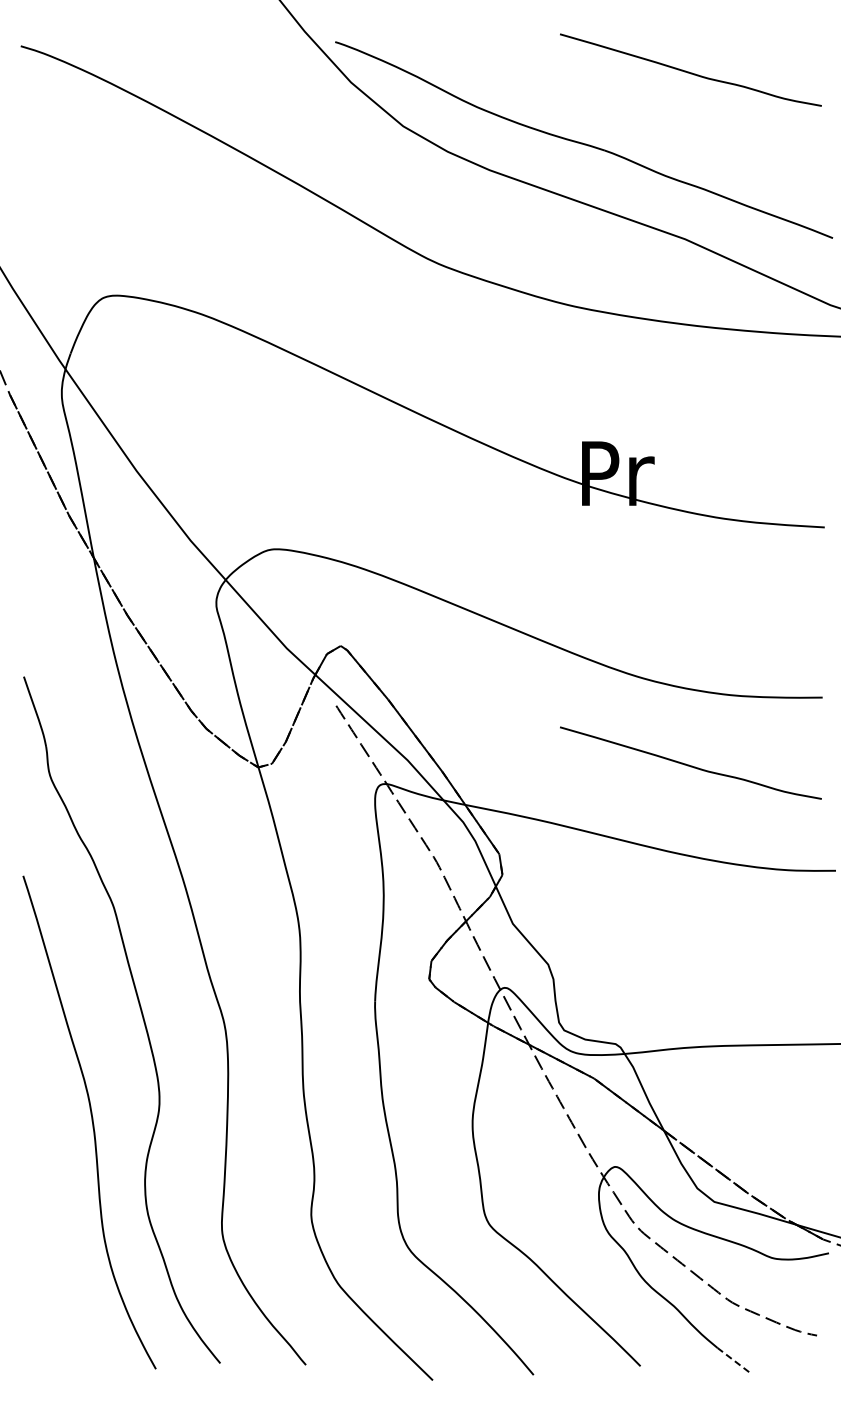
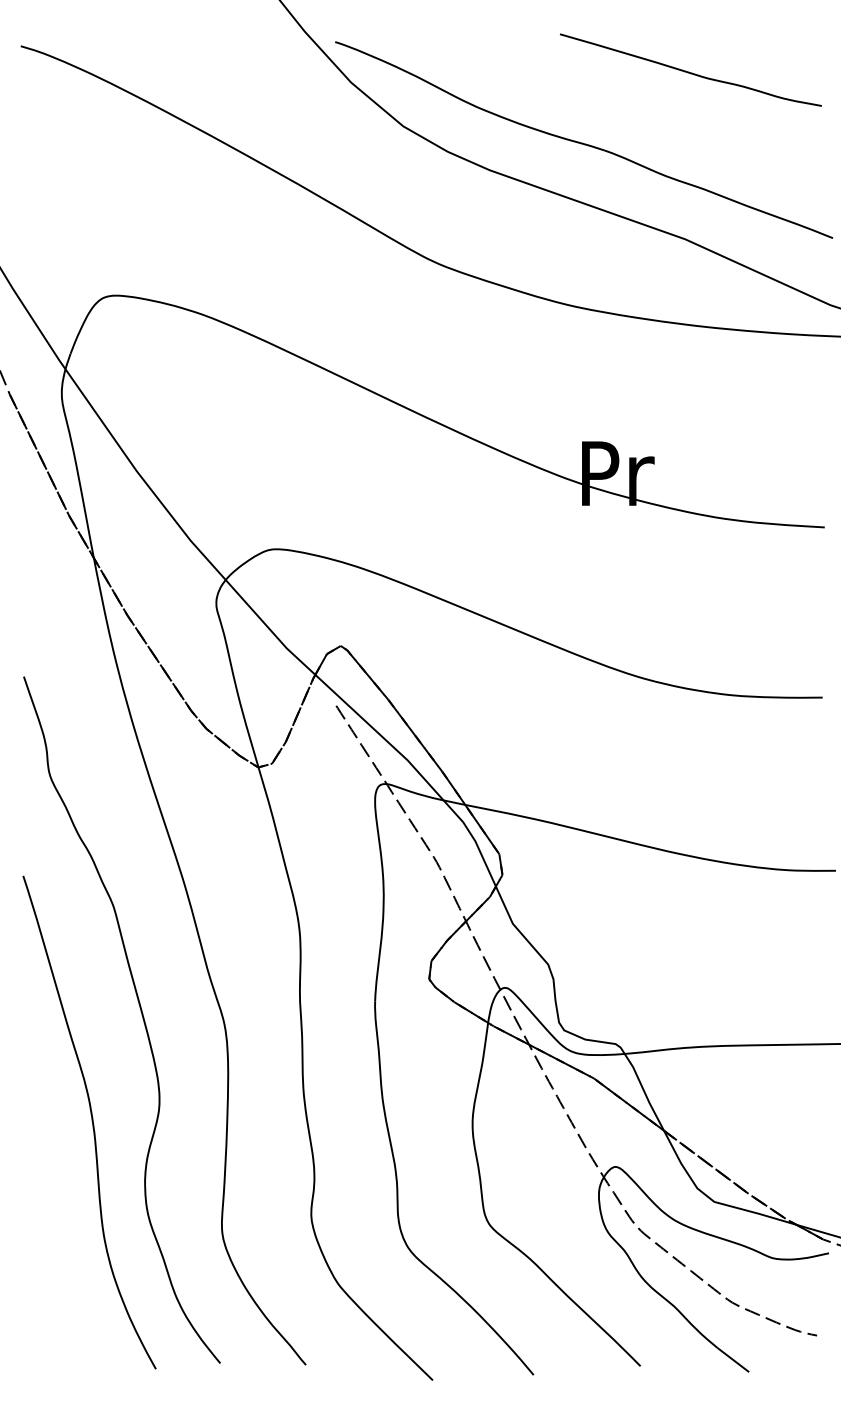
curve: present -> none (689, 764)
line: dashed -> solid (733, 1360)
